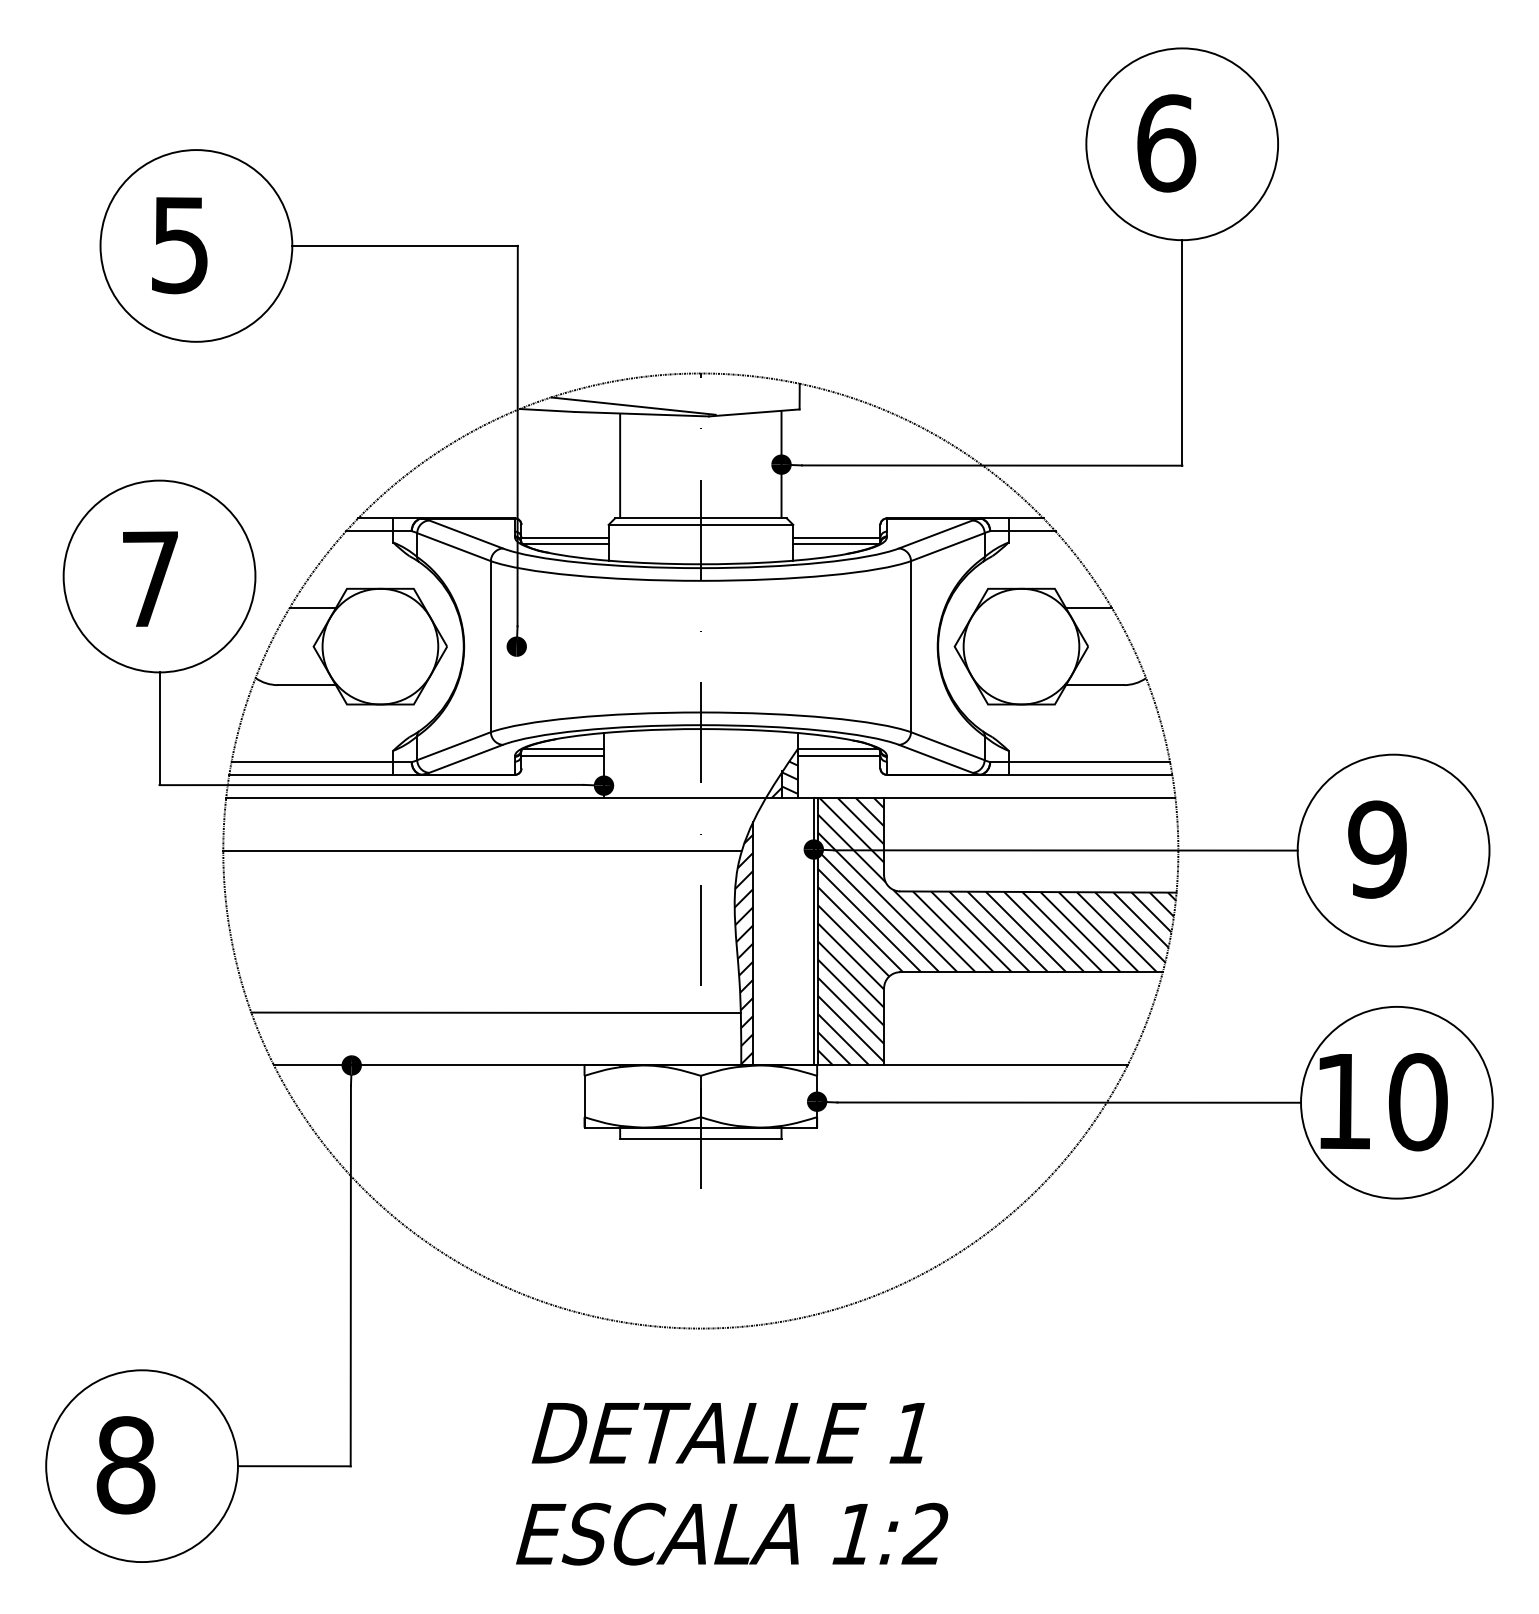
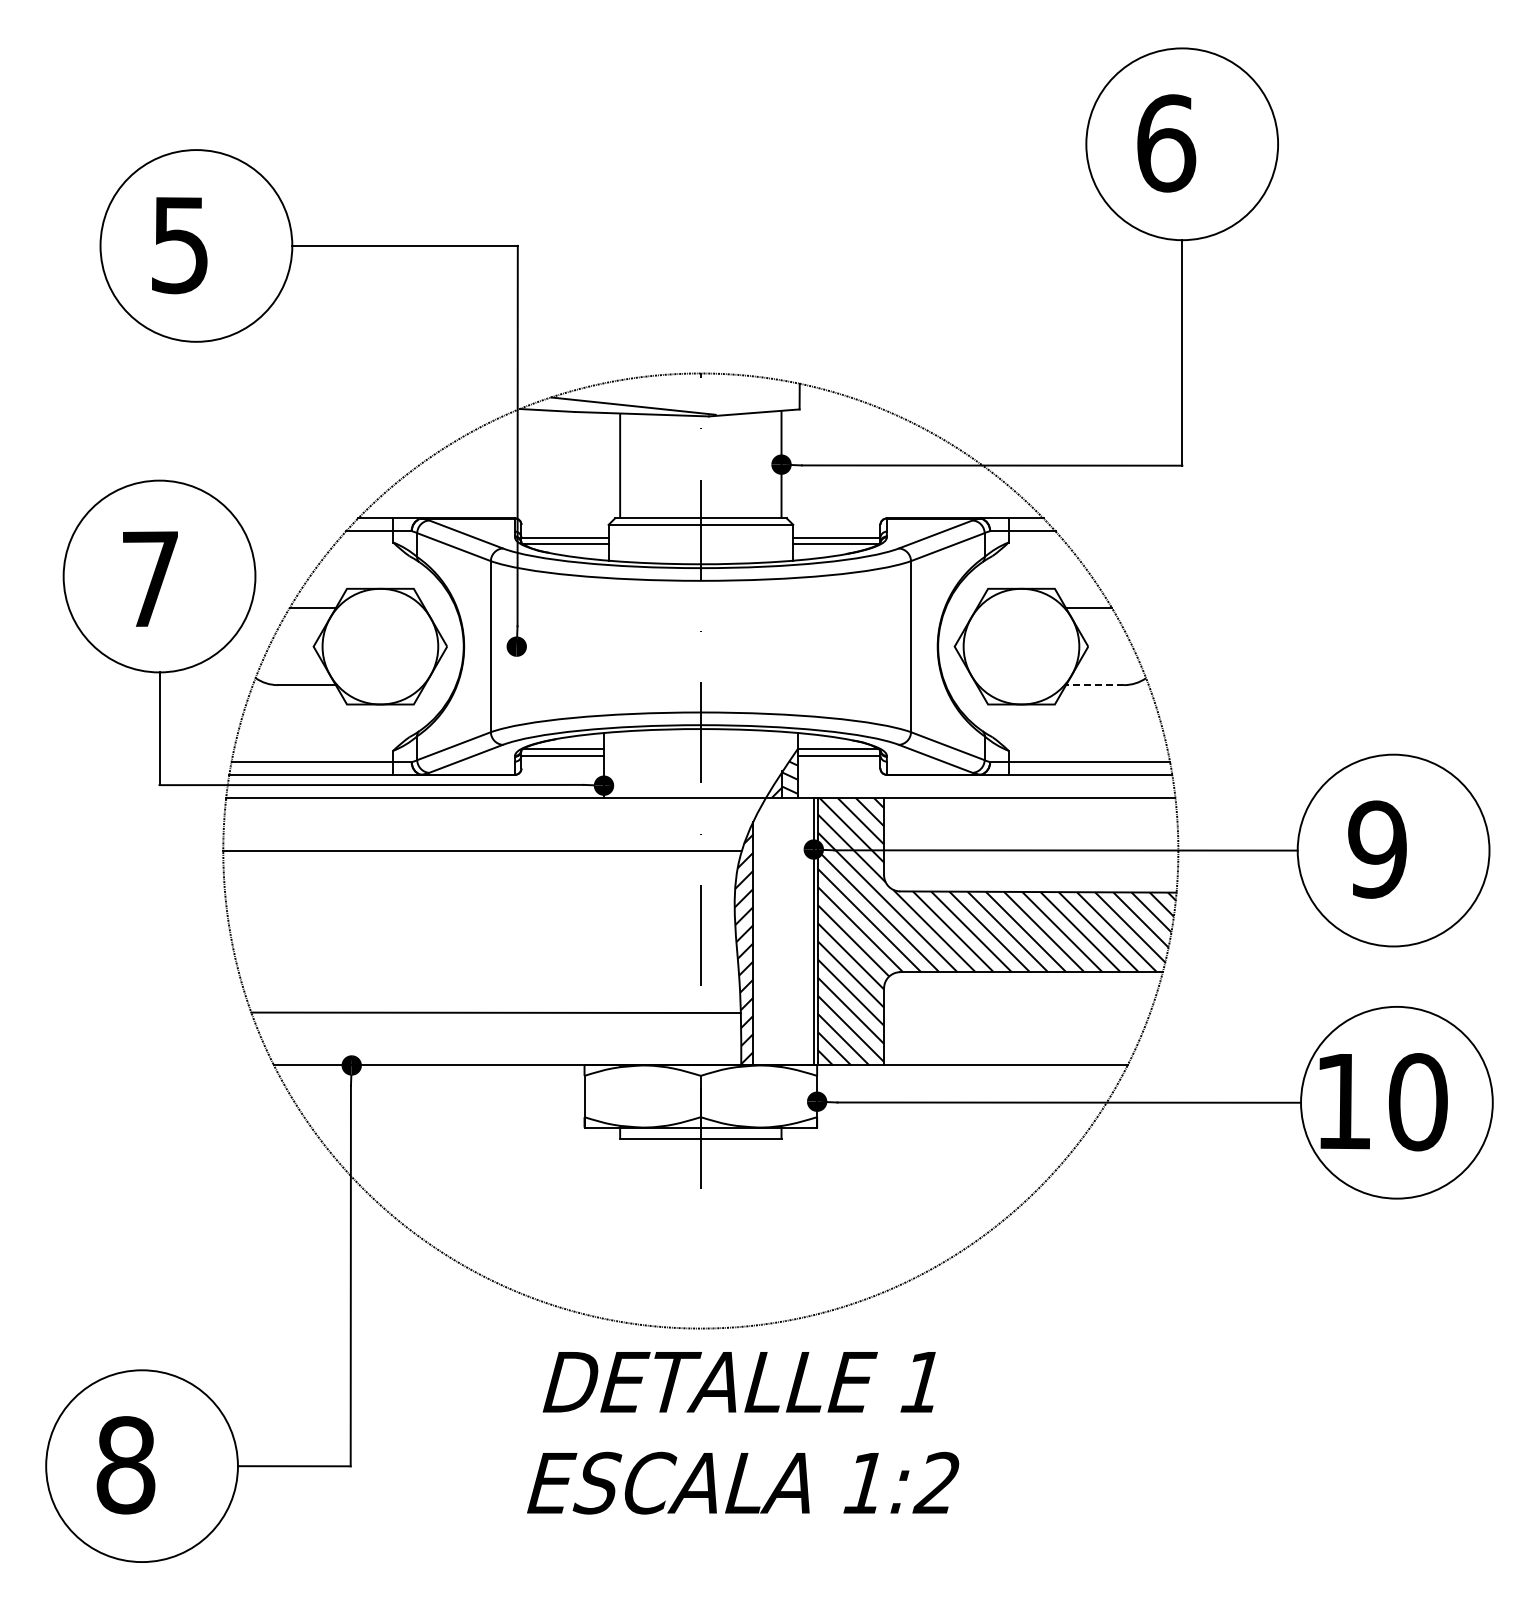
line: solid -> dashed (1094, 685)
text position: (732, 1484) -> (743, 1433) (743, 1433)
